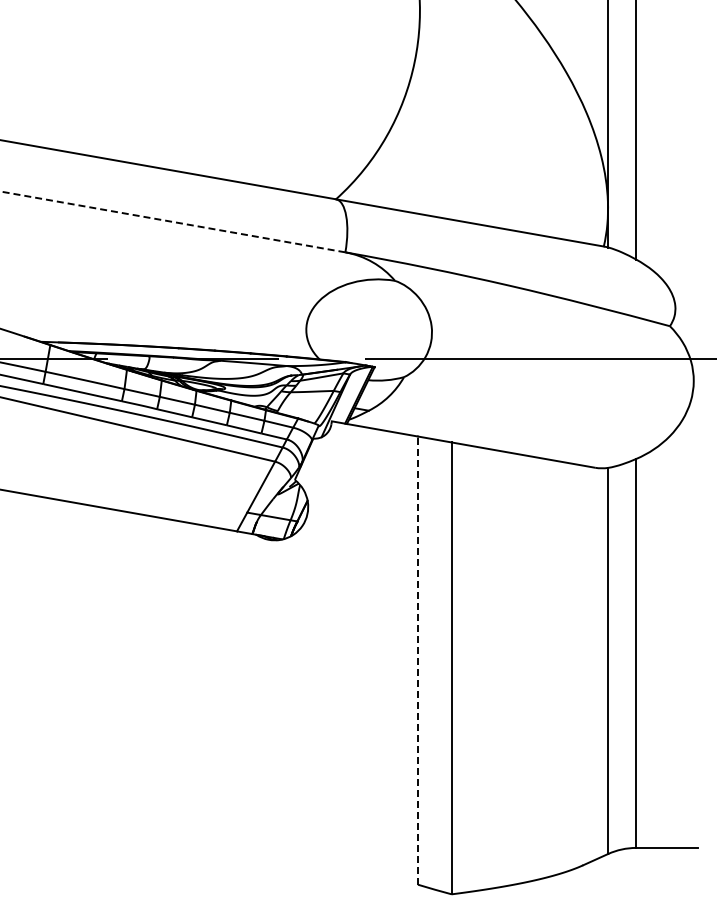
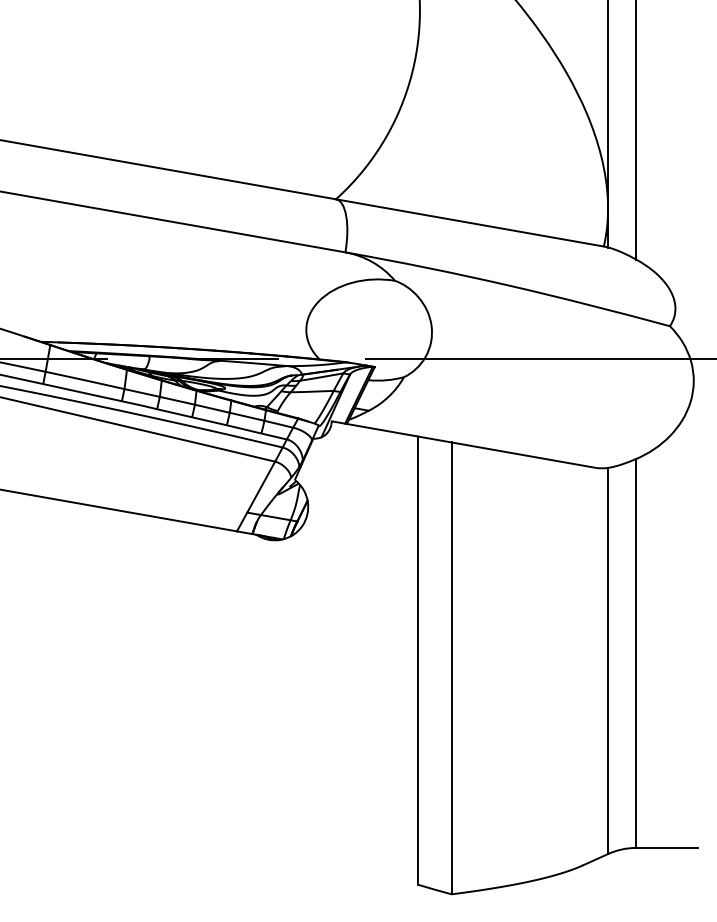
line: dashed -> solid (173, 222)
line: dashed -> solid (418, 660)
